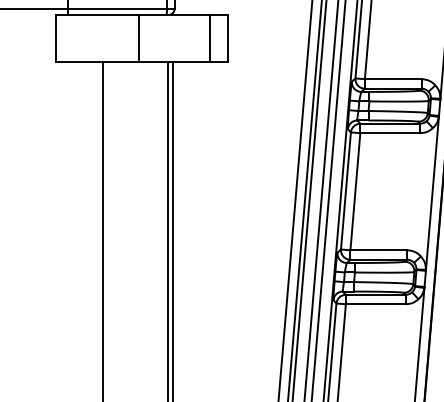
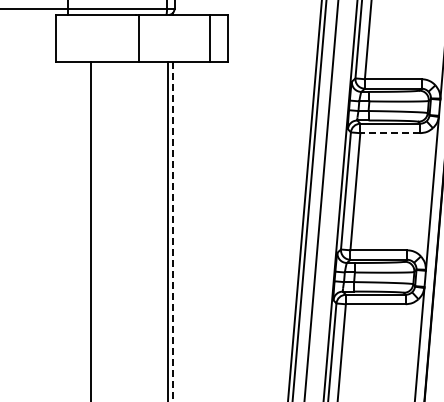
line: solid -> dashed (390, 133)
line: present -> none (295, 200)
line: present -> none (328, 200)
line position: (103, 230) -> (91, 230) (91, 230)
line: solid -> dashed (172, 232)
